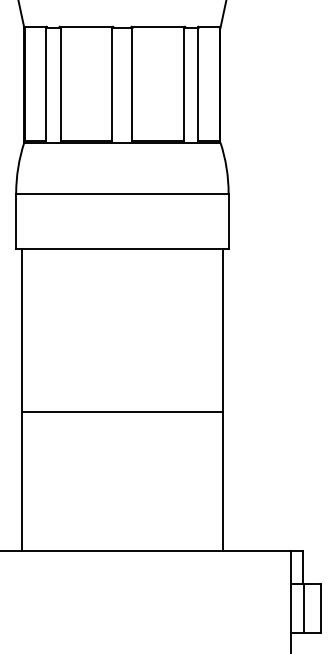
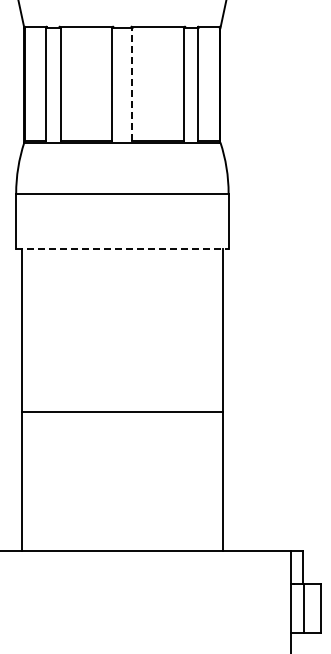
line: solid -> dashed (132, 84)
line: solid -> dashed (122, 248)
